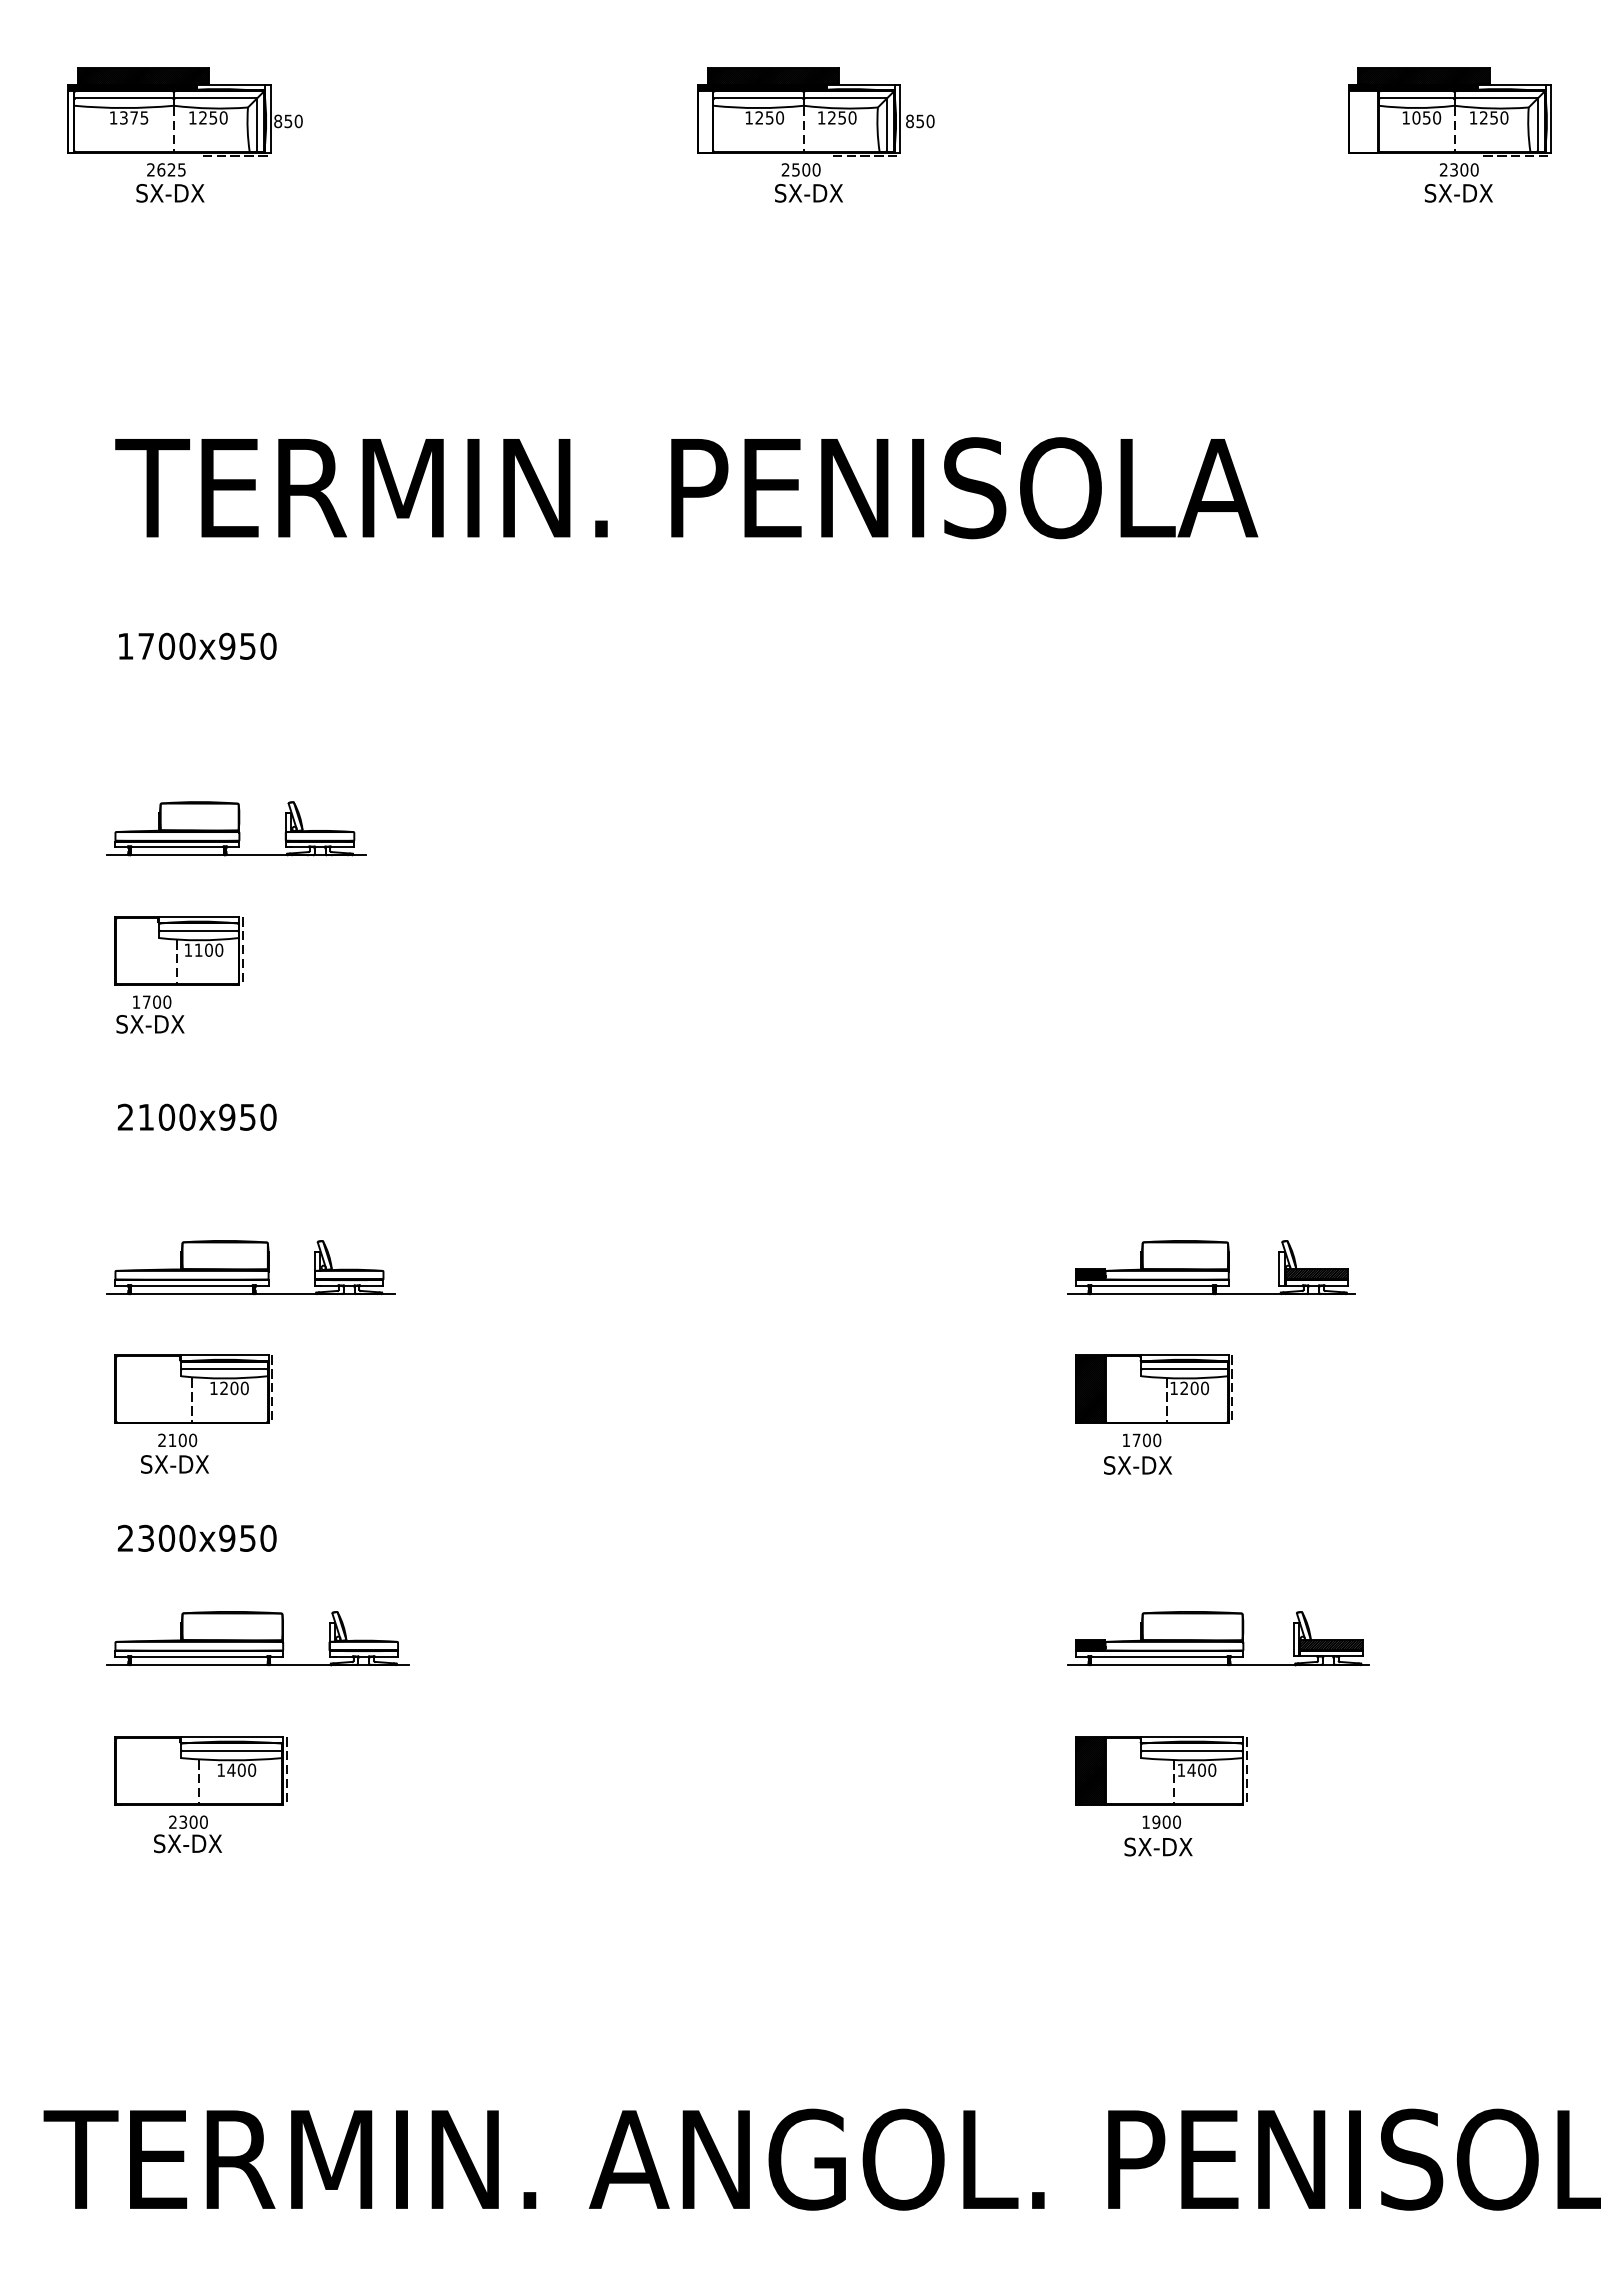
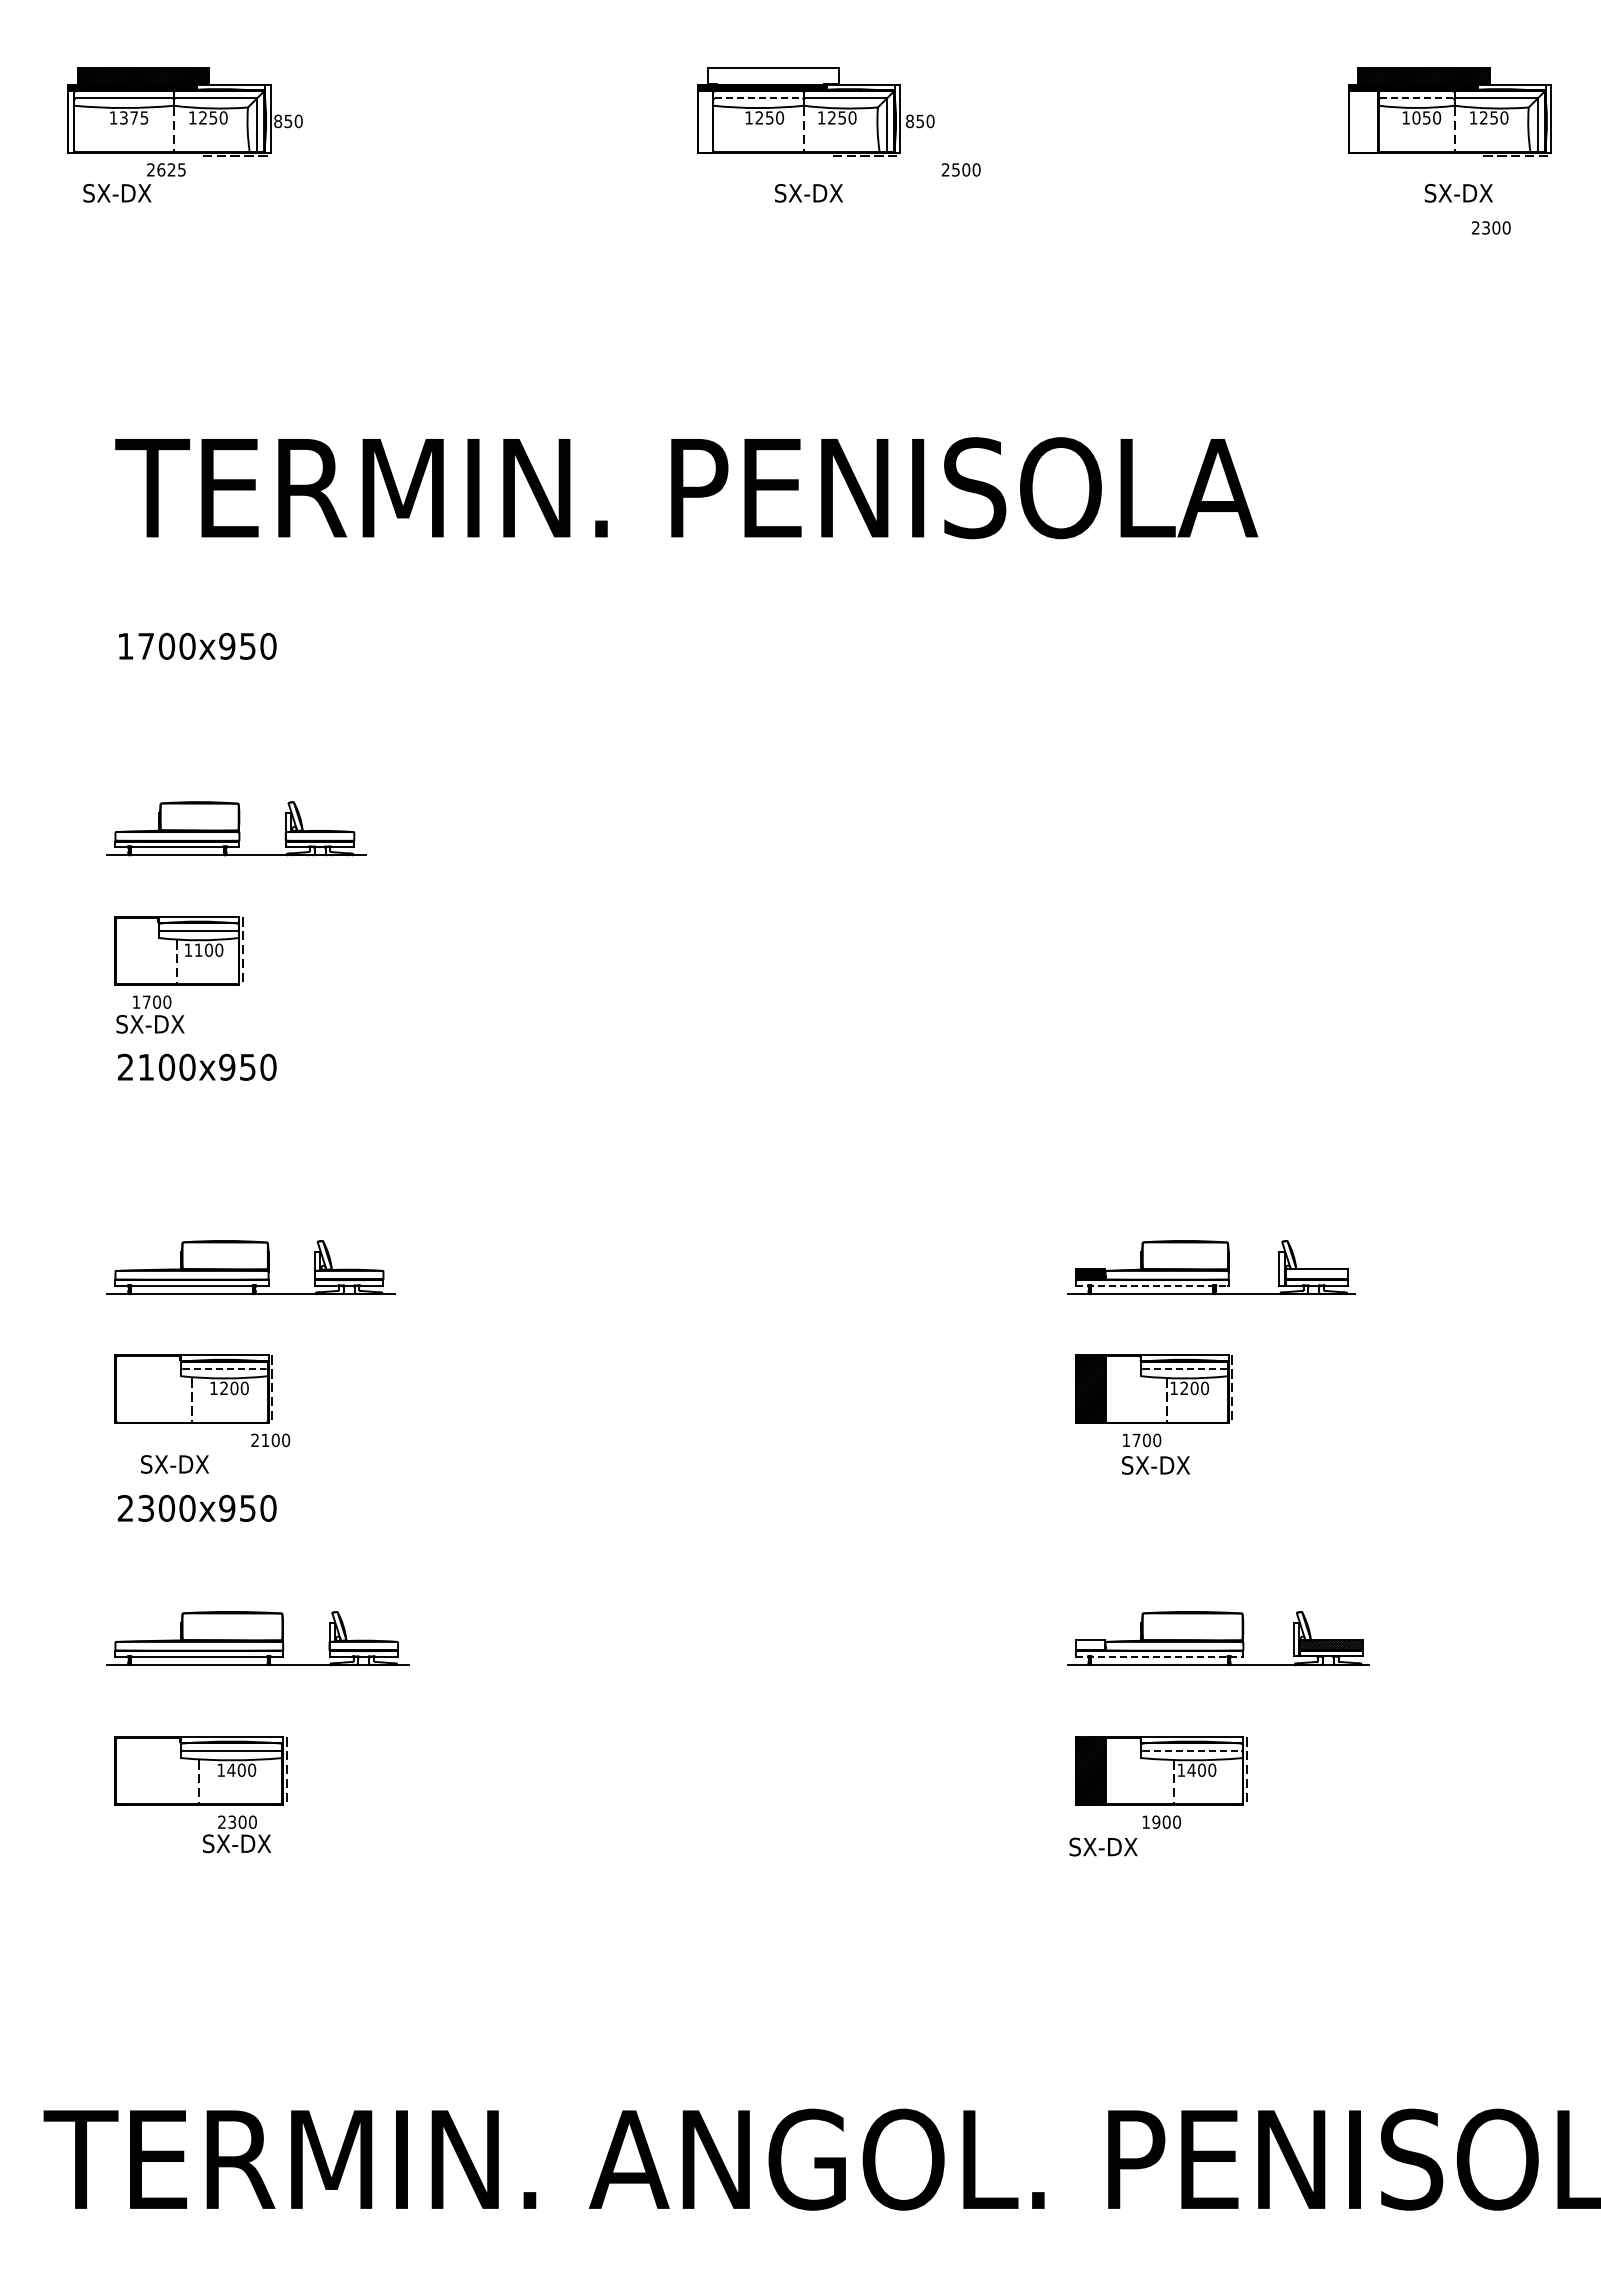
hatch: present -> none (772, 76)
line: solid -> dashed (758, 98)
line: solid -> dashed (1417, 98)
text position: (800, 169) -> (960, 169) (960, 169)
text position: (1458, 169) -> (1490, 227) (1490, 227)
text position: (170, 193) -> (117, 193) (117, 193)
text position: (196, 1116) -> (196, 1066) (196, 1066)
hatch: present -> none (1316, 1274)
line: solid -> dashed (1152, 1285)
line: solid -> dashed (224, 1368)
line: solid -> dashed (1184, 1368)
text position: (177, 1440) -> (270, 1440) (270, 1440)
text position: (1137, 1465) -> (1155, 1465) (1155, 1465)
text position: (196, 1537) -> (196, 1507) (196, 1507)
hatch: present -> none (1089, 1645)
line: solid -> dashed (1160, 1656)
line: solid -> dashed (1192, 1750)
text position: (187, 1834) -> (236, 1834) (236, 1834)
text position: (1158, 1846) -> (1103, 1846) (1103, 1846)
